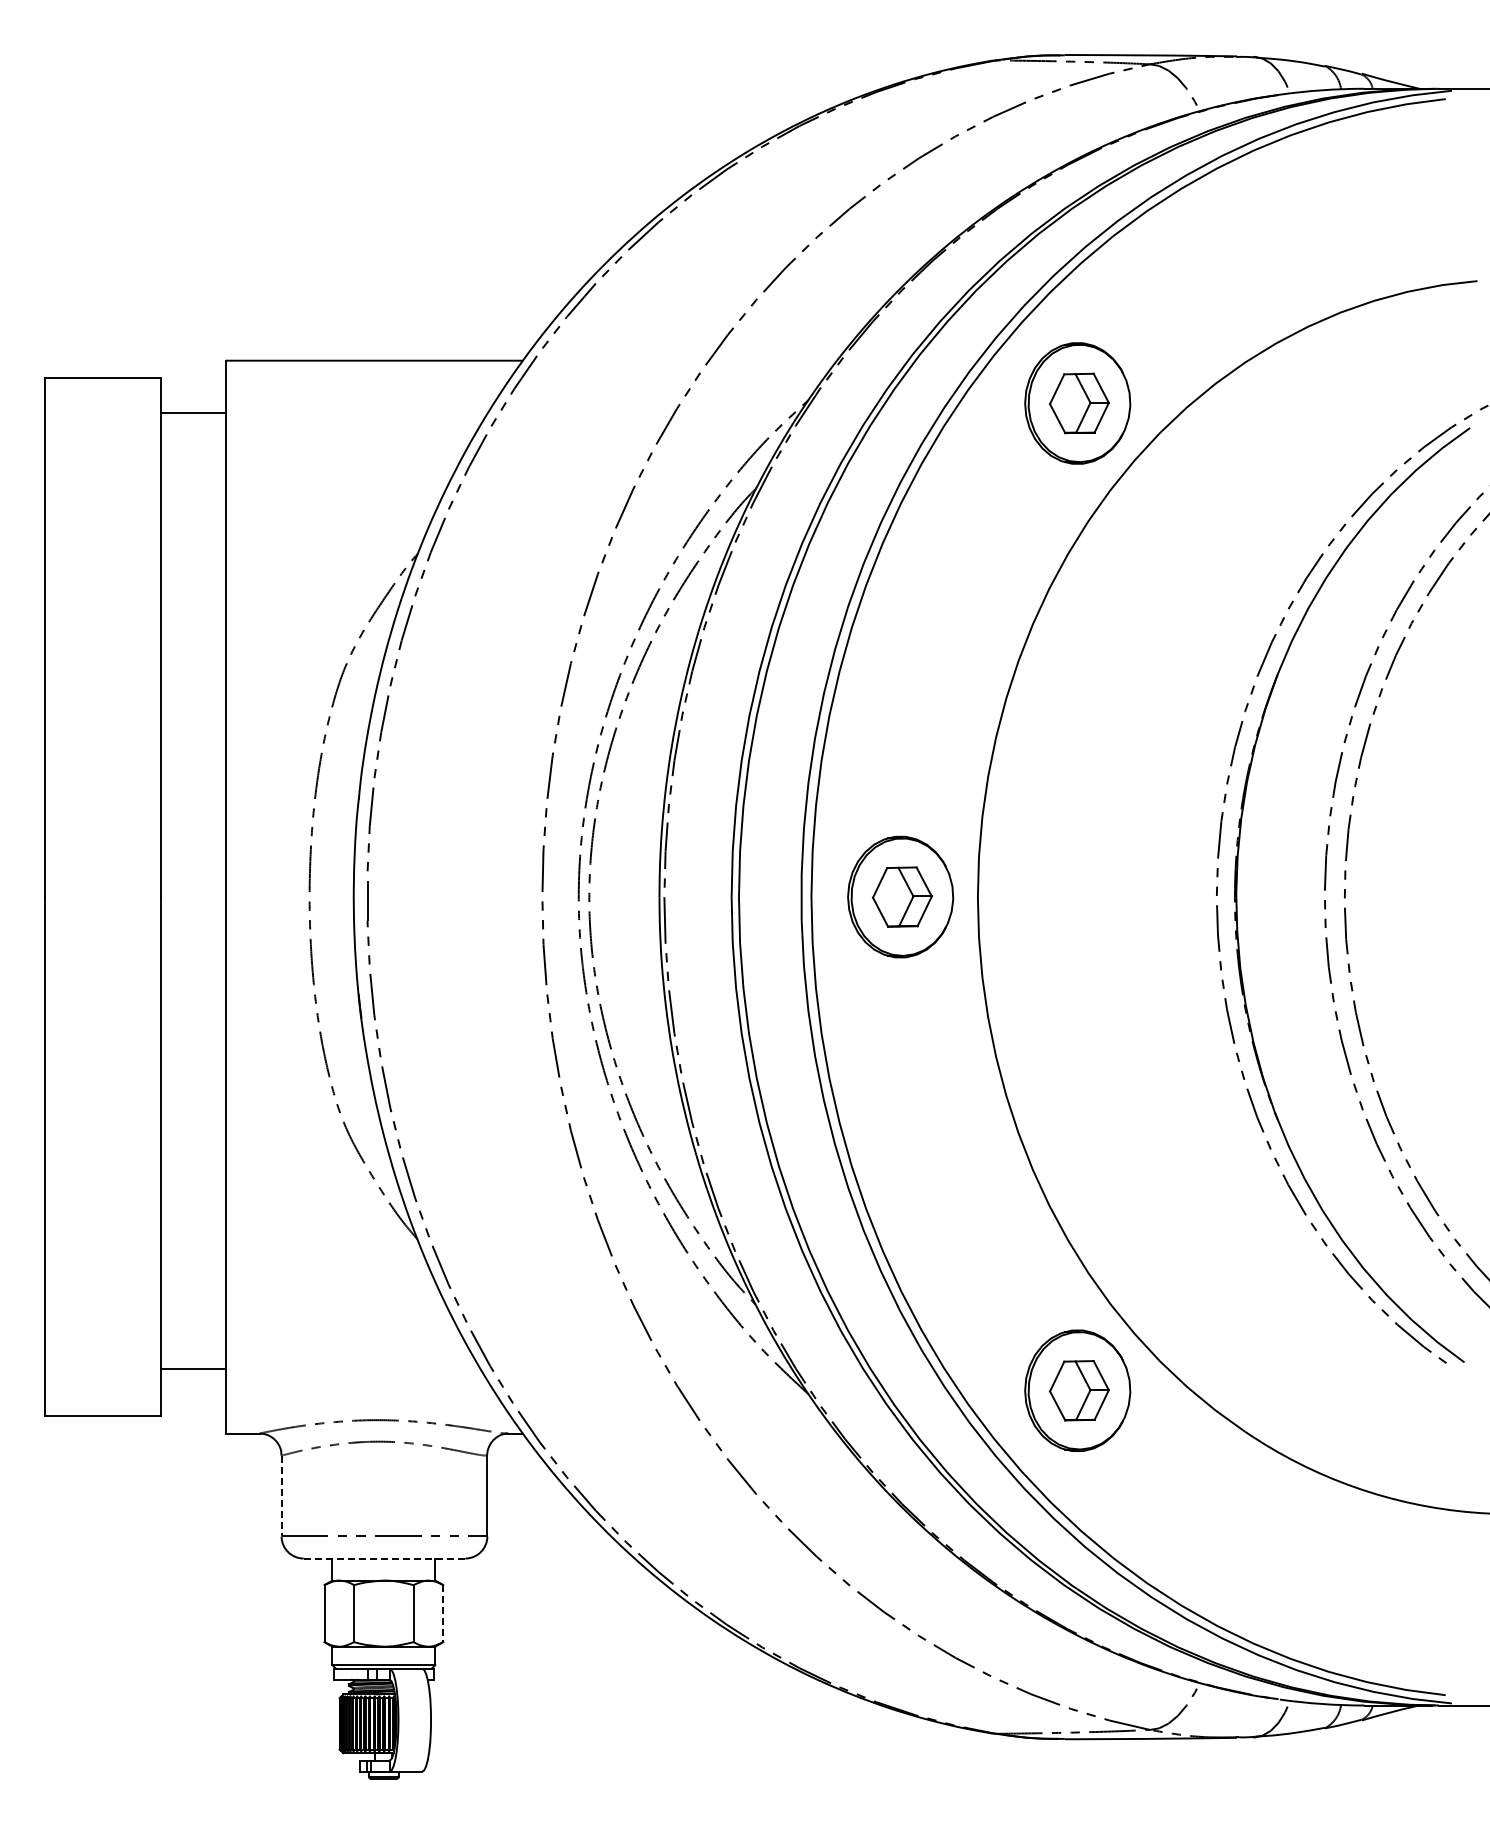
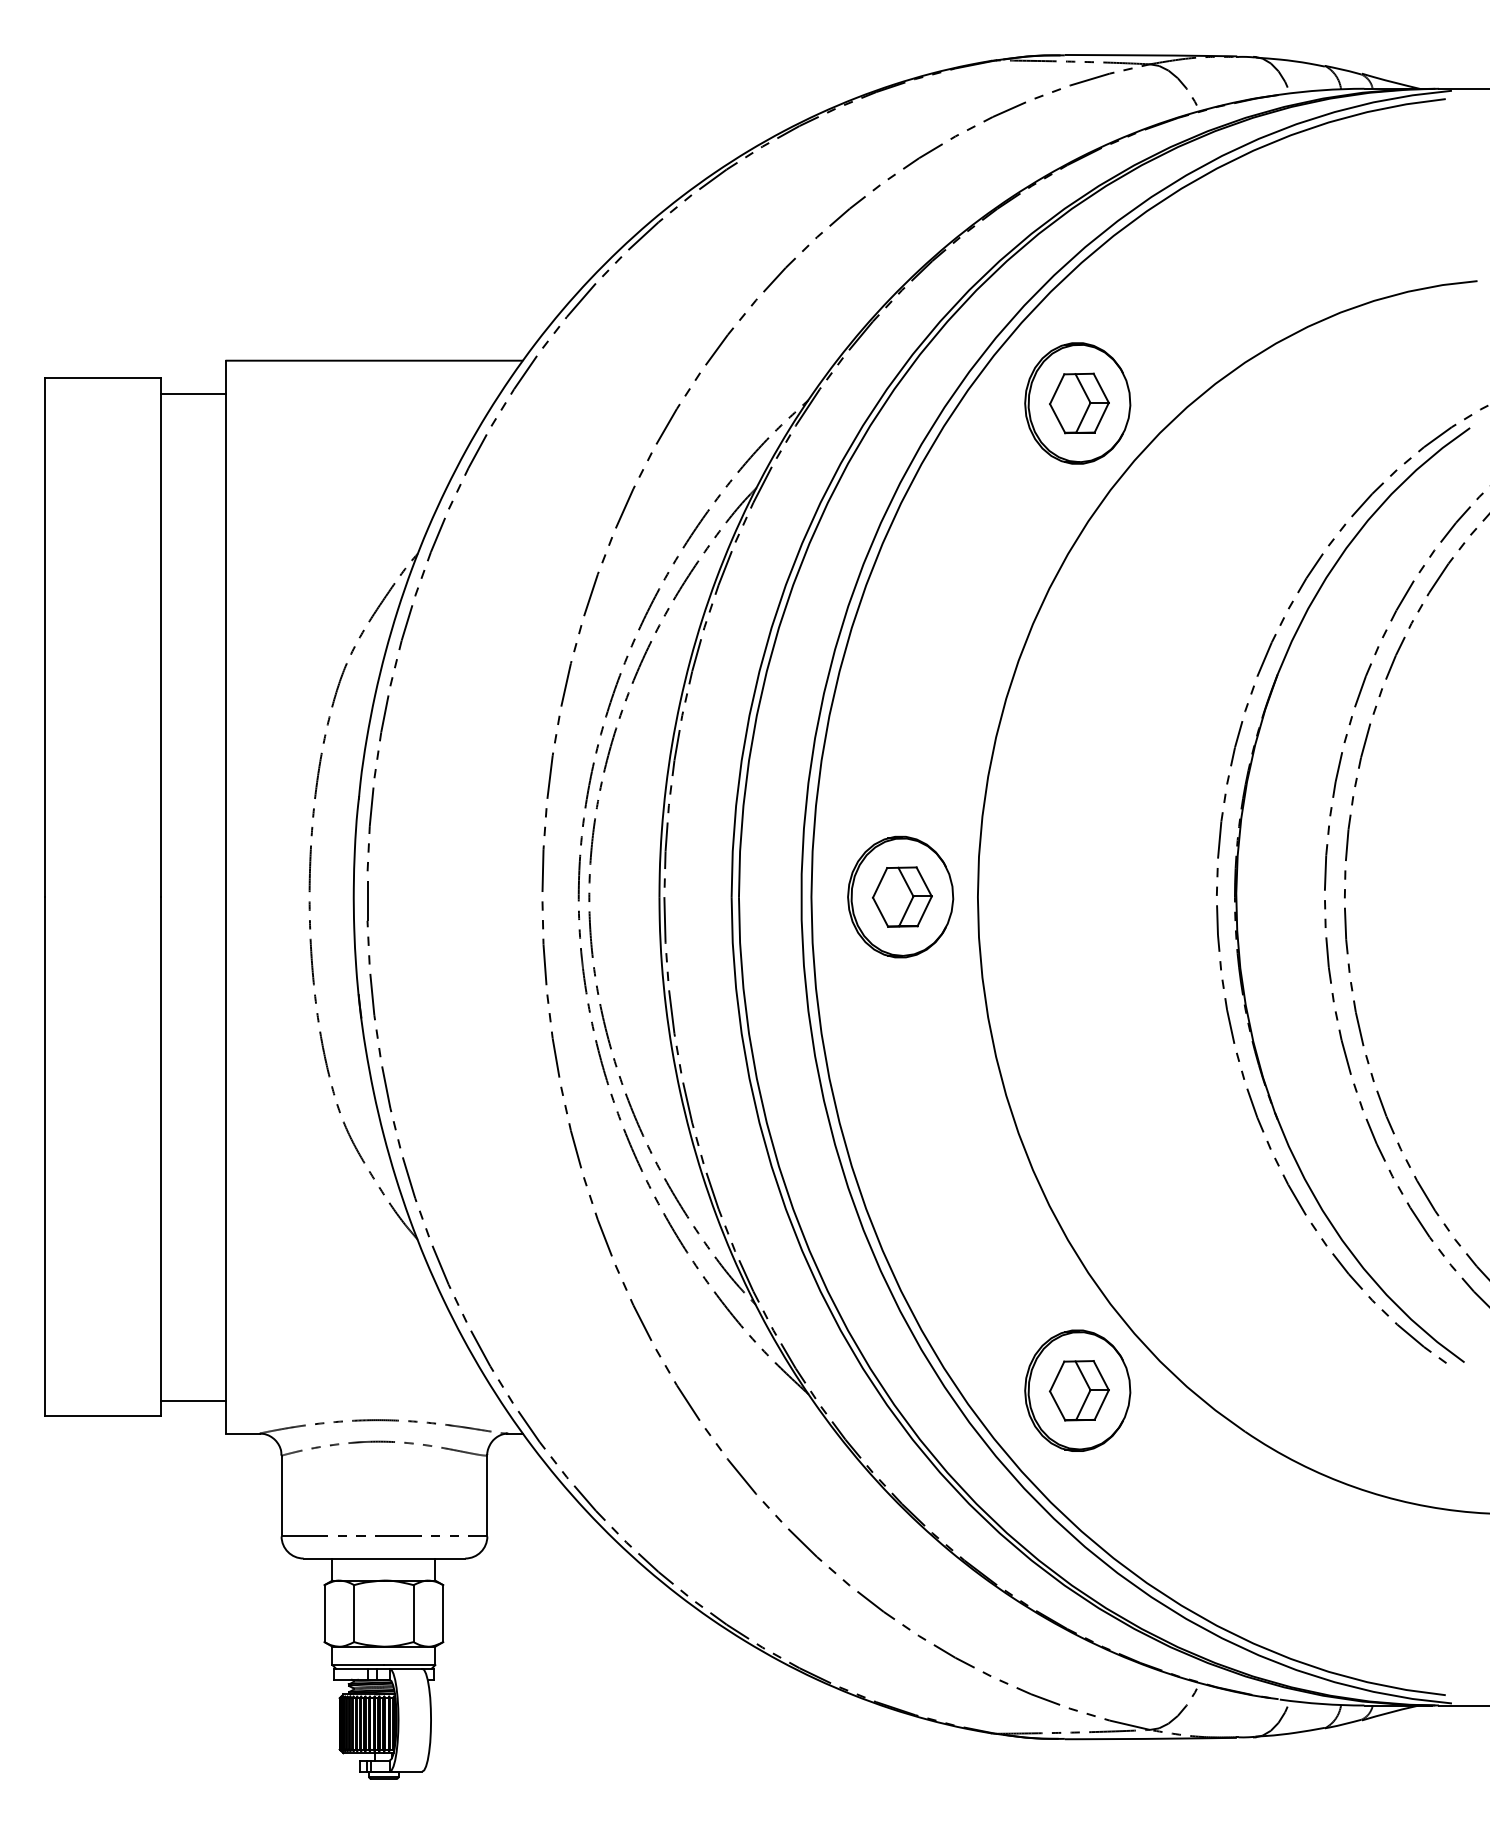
line position: (193, 412) -> (193, 393) (193, 393)
line position: (193, 1368) -> (193, 1400) (193, 1400)
line: dashed -> solid (281, 1496)
line: dashed -> solid (384, 1558)
line: dashed -> solid (443, 1614)
